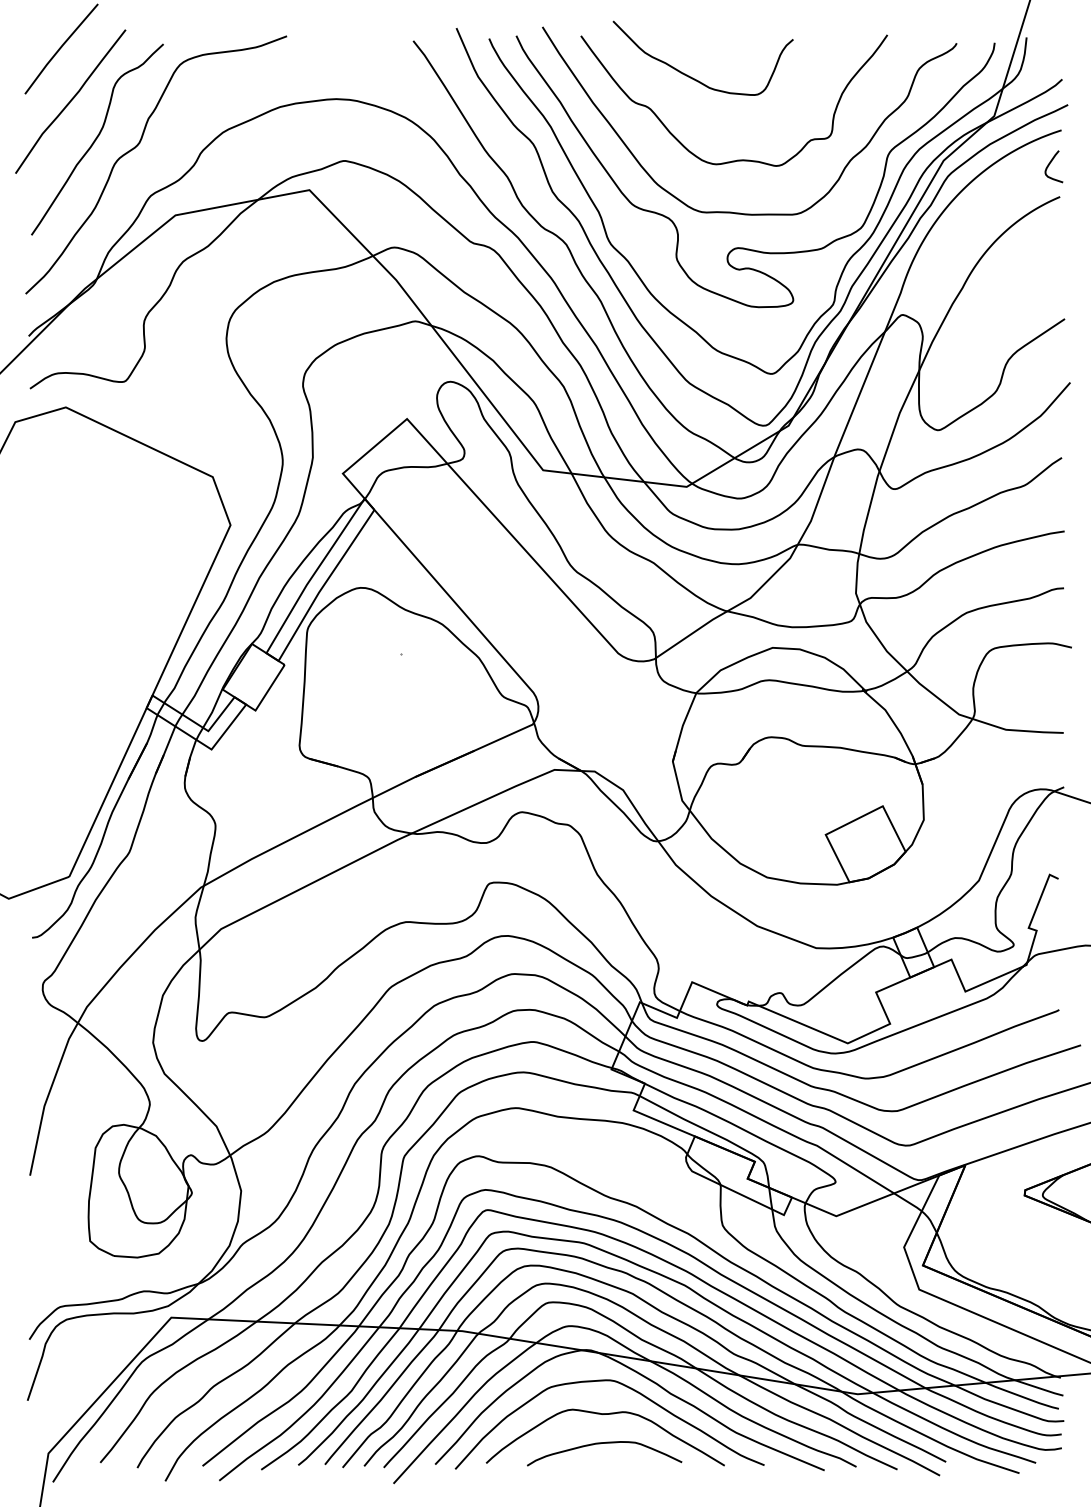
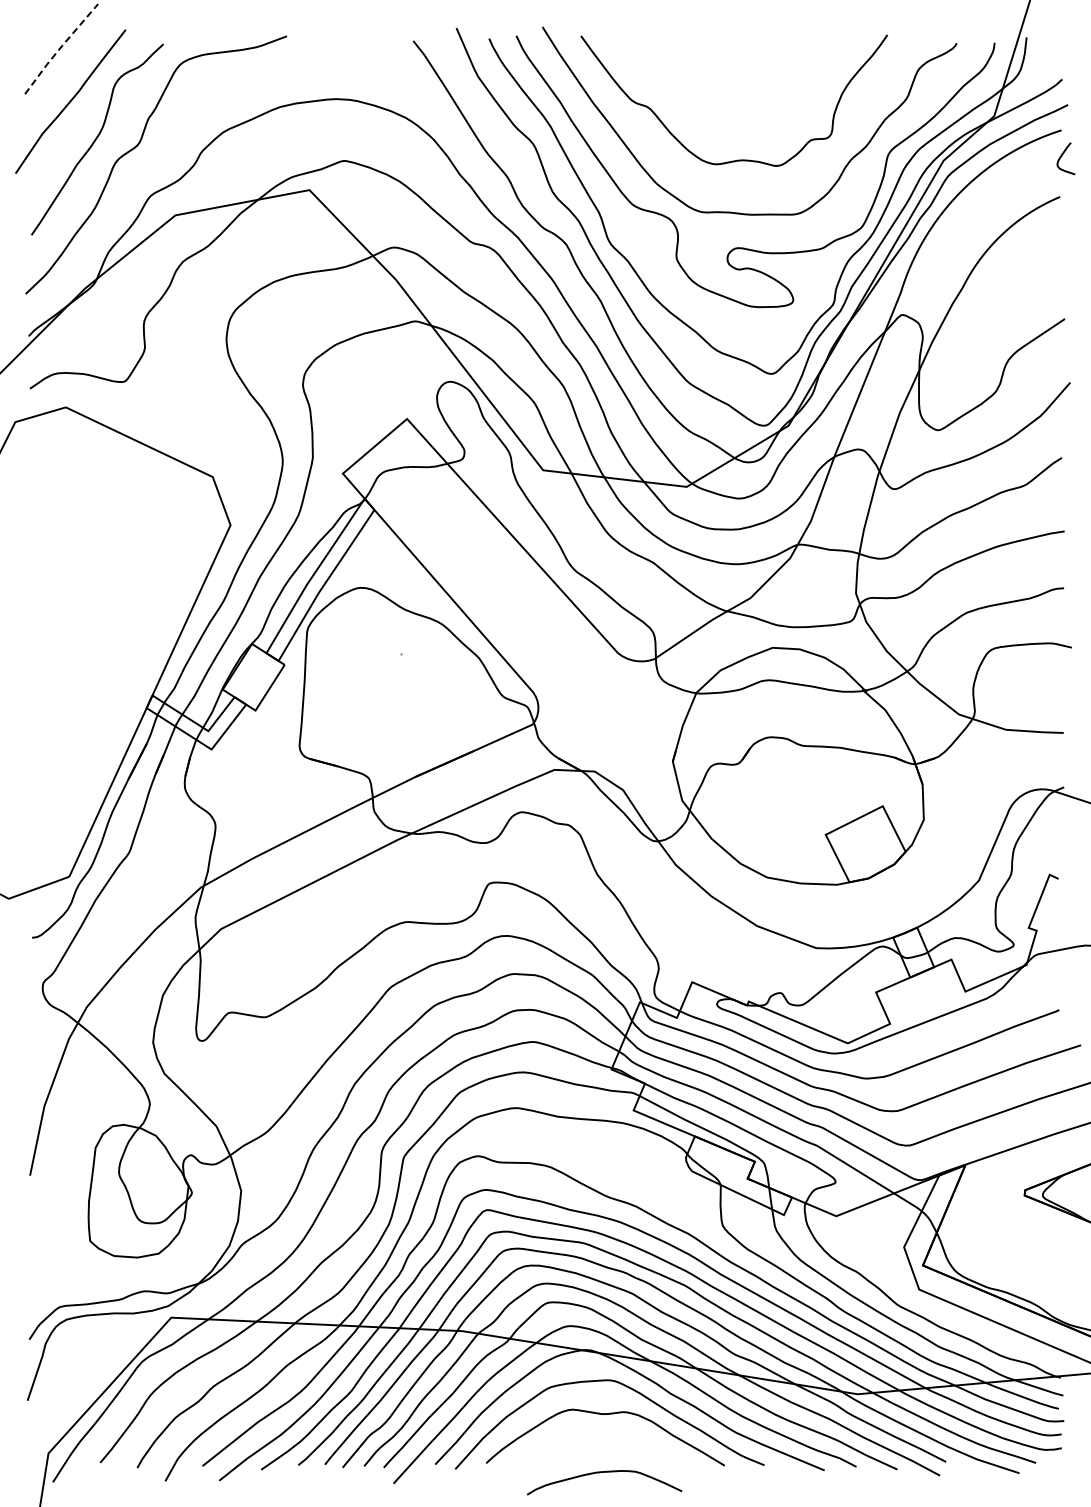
line: solid -> dashed (60, 47)
curve: present -> none (693, 77)
curve position: (1050, 164) -> (1062, 156) (1062, 156)
curve position: (600, 1444) -> (600, 1473) (600, 1473)
